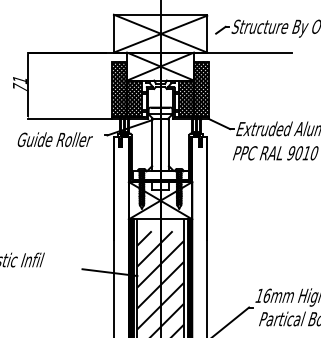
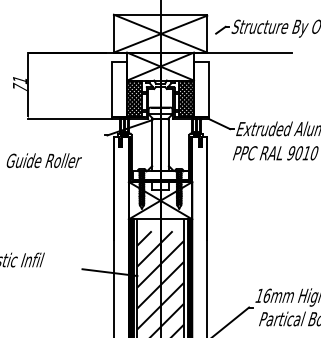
hatch: present -> none (119, 89)
hatch: present -> none (200, 89)
text position: (54, 139) -> (43, 160) (43, 160)
